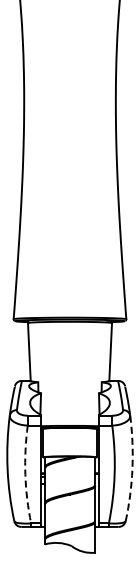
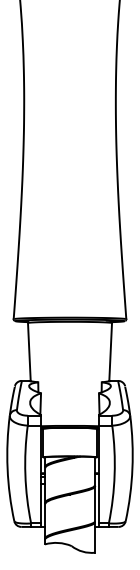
arc: dashed -> solid (132, 468)
arc: dashed -> solid (25, 474)
